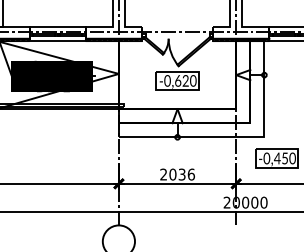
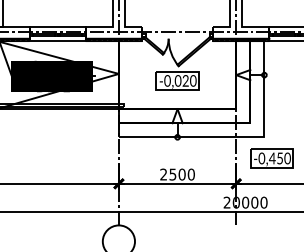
text: -0,620 -> -0,020 (177, 80)
part position: (276, 158) -> (271, 158) (271, 158)
text: 2036 -> 2500 (181, 174)
